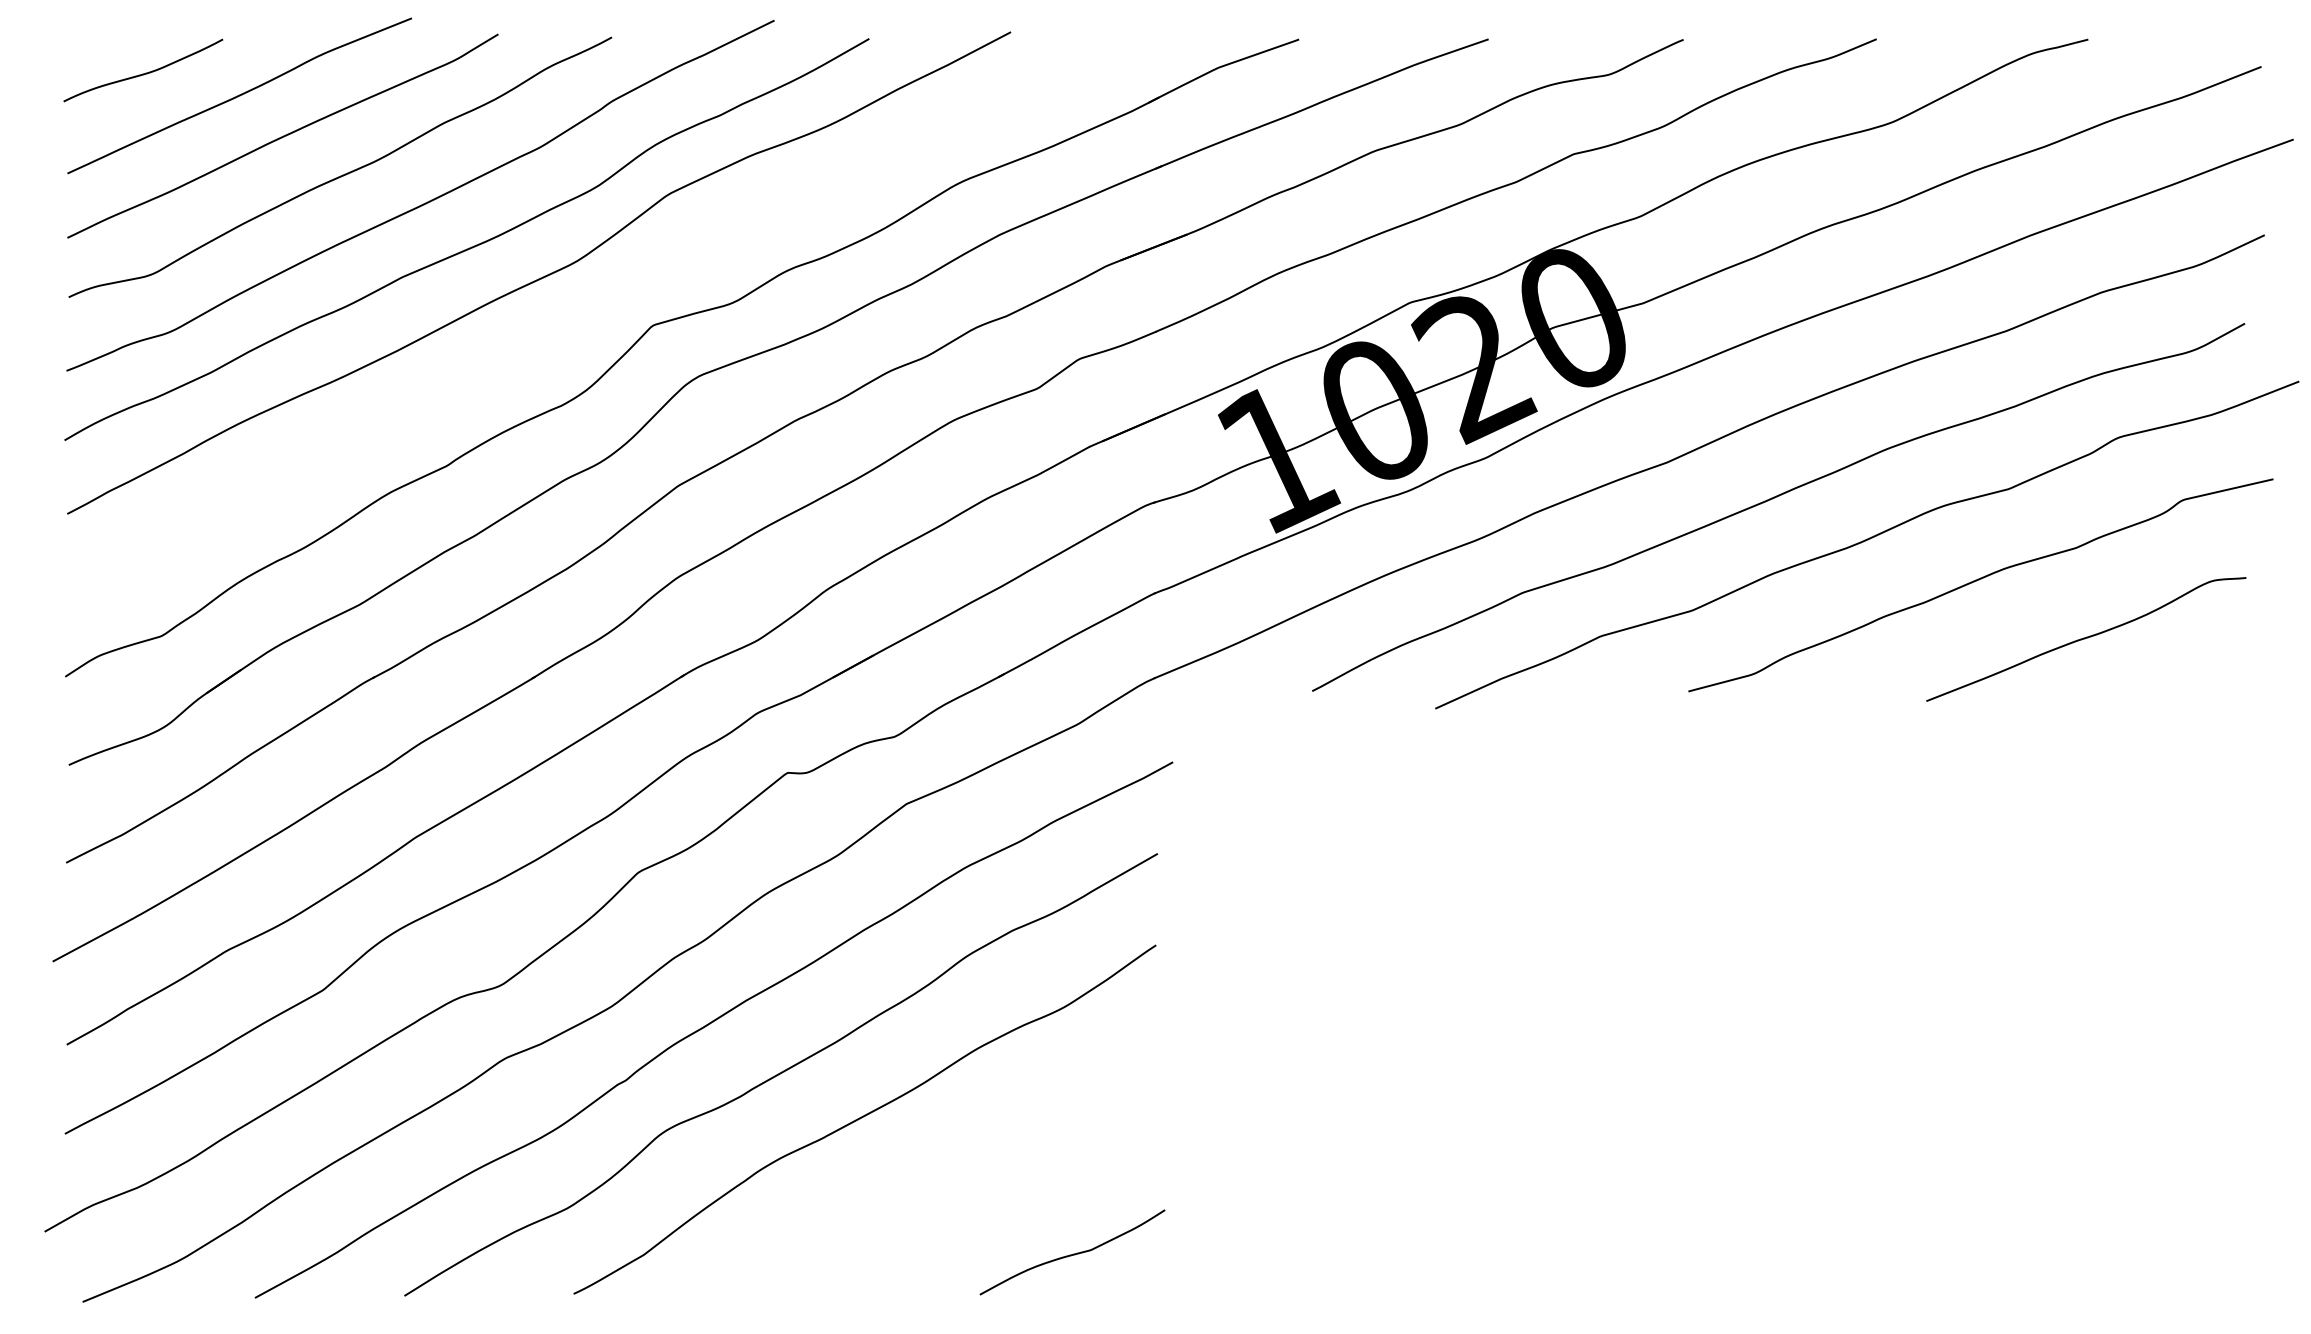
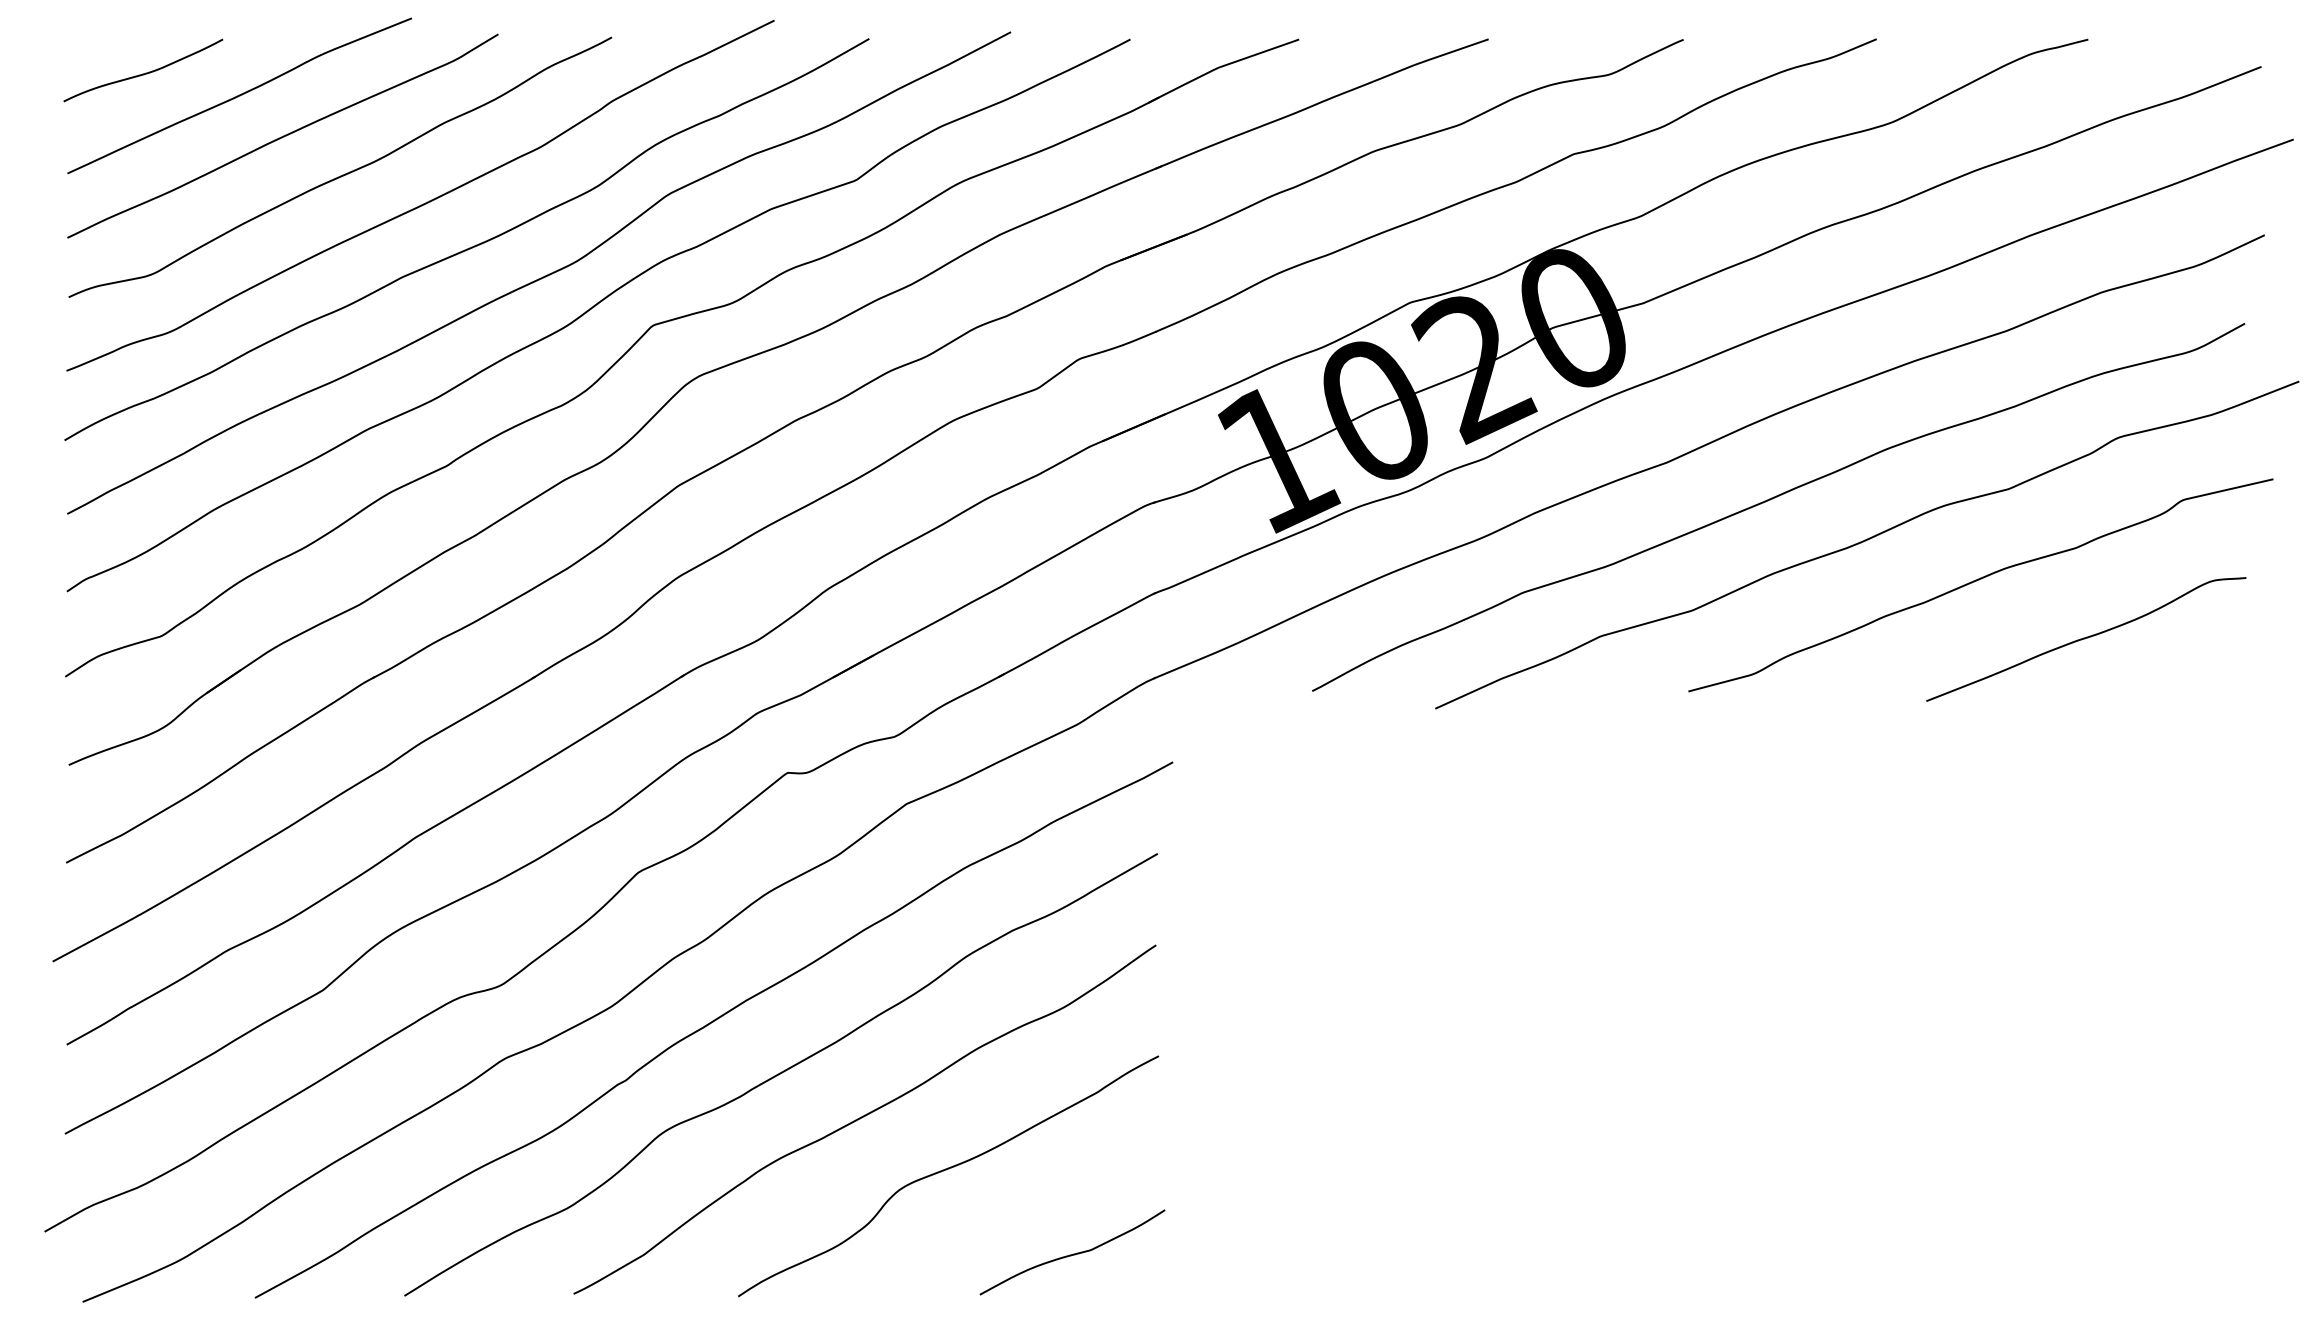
curve: none -> present (594, 307)
curve: none -> present (946, 1170)
